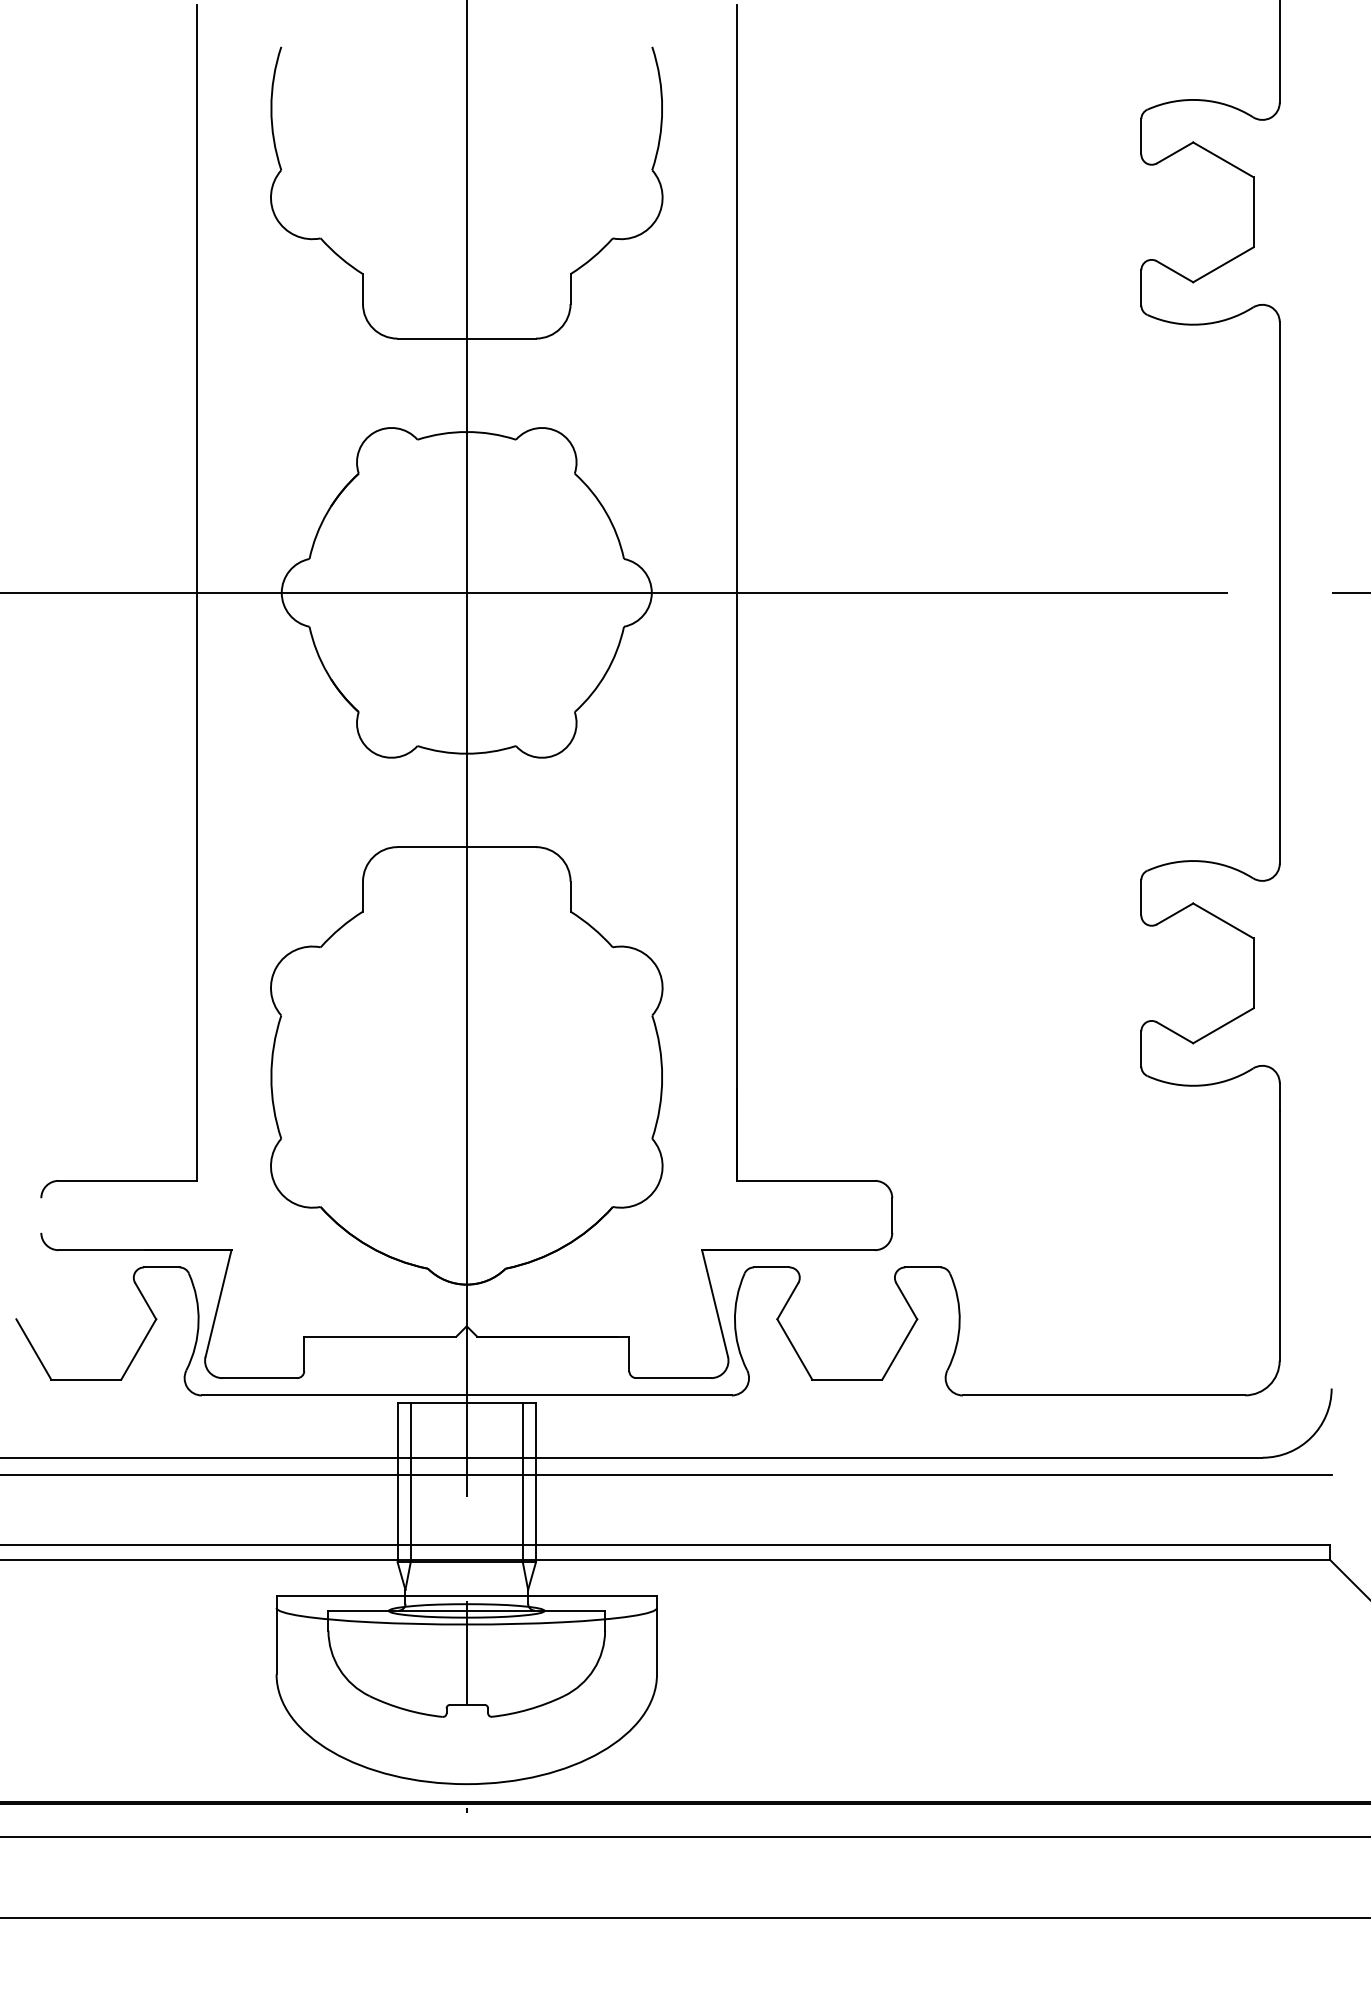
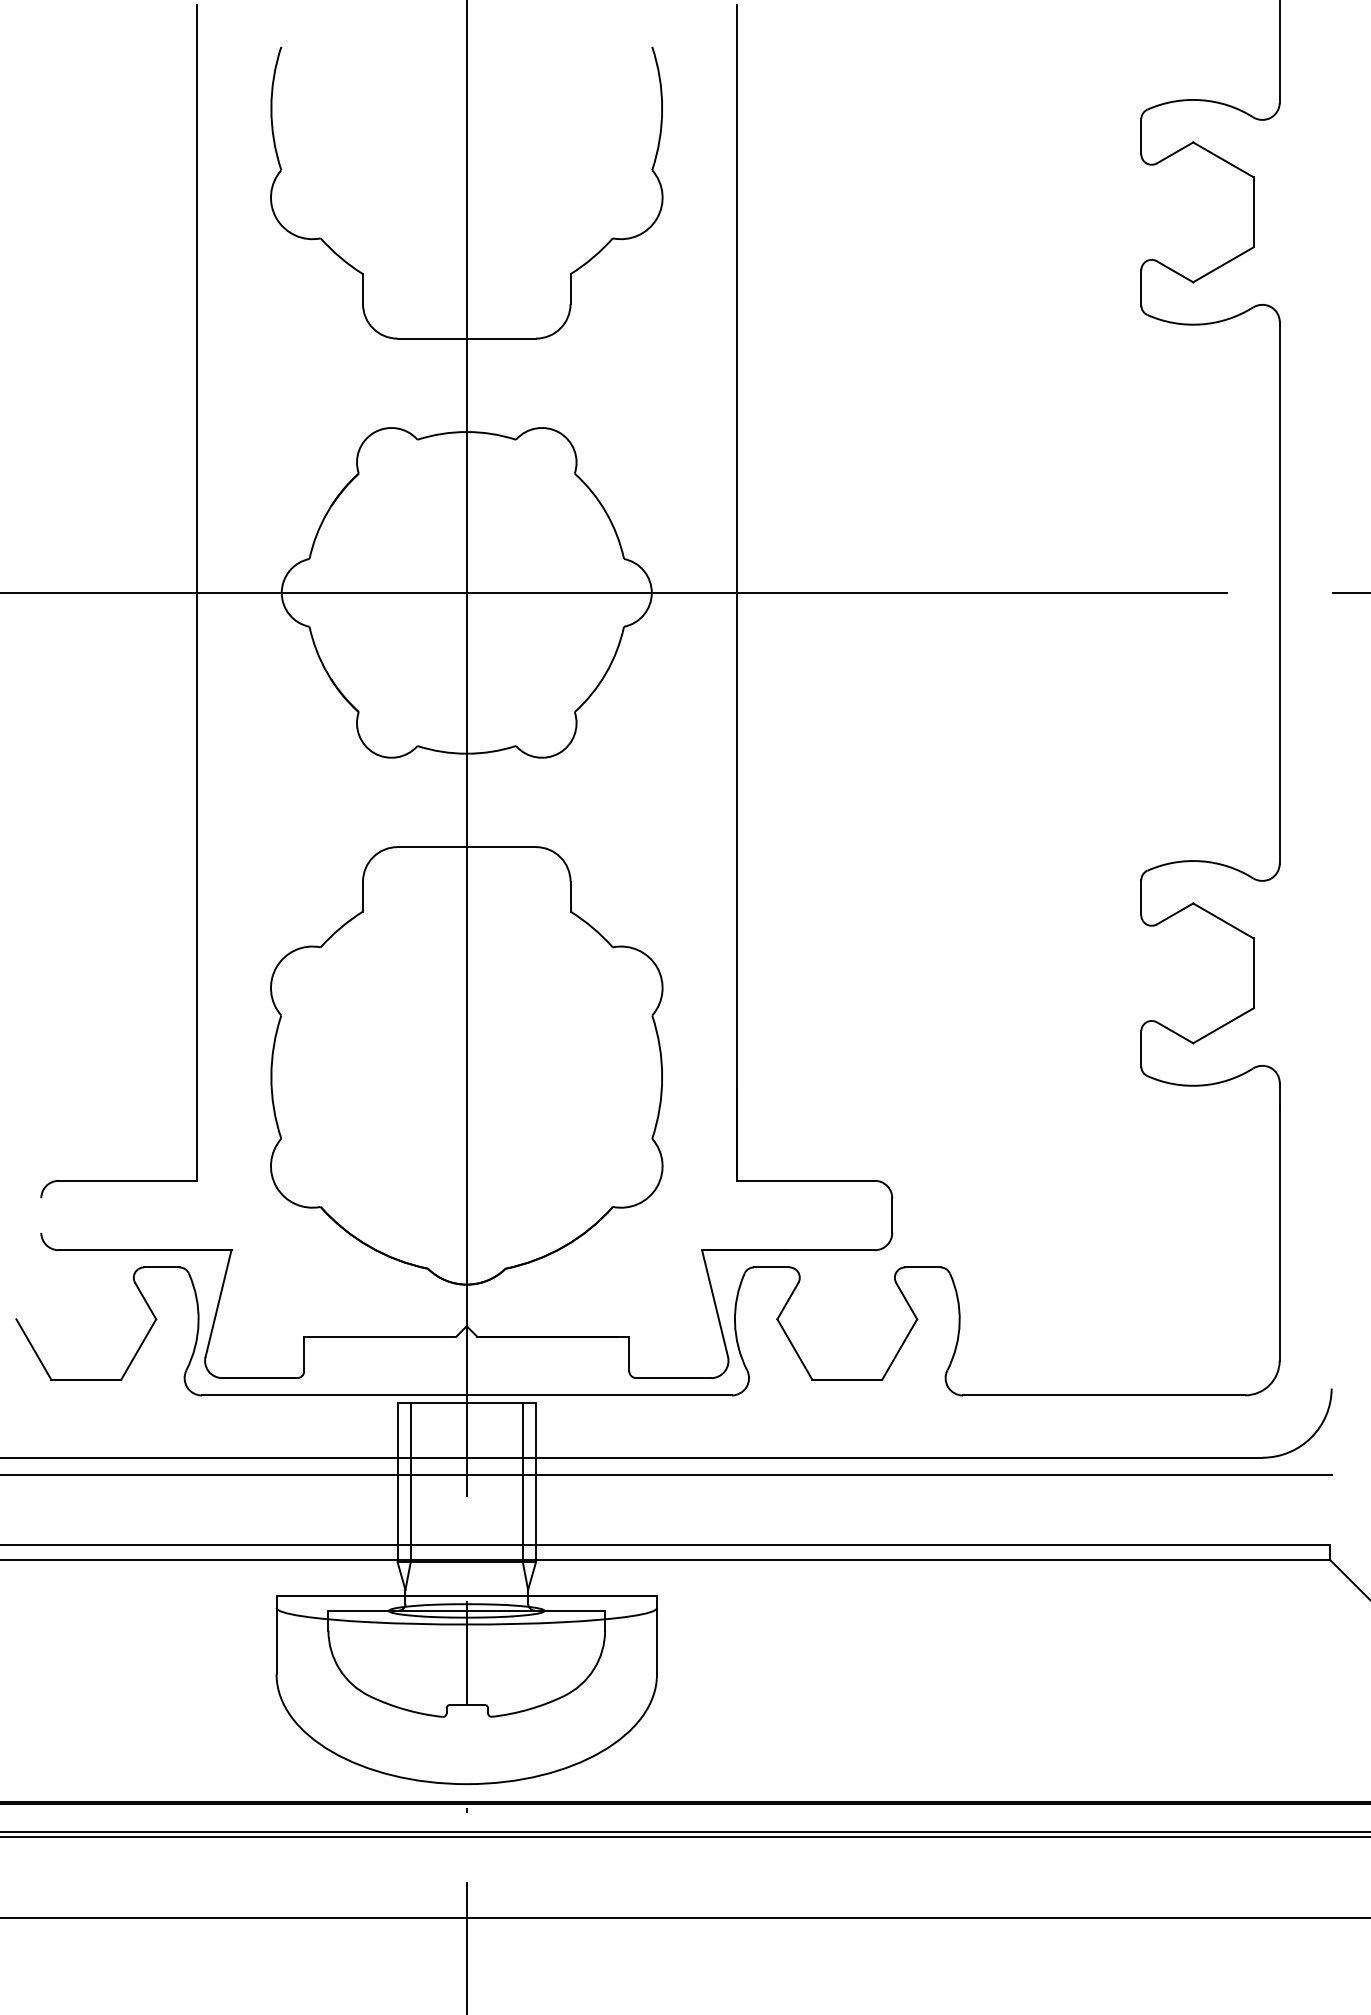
line: none -> present (684, 1832)
line: none -> present (466, 1946)
